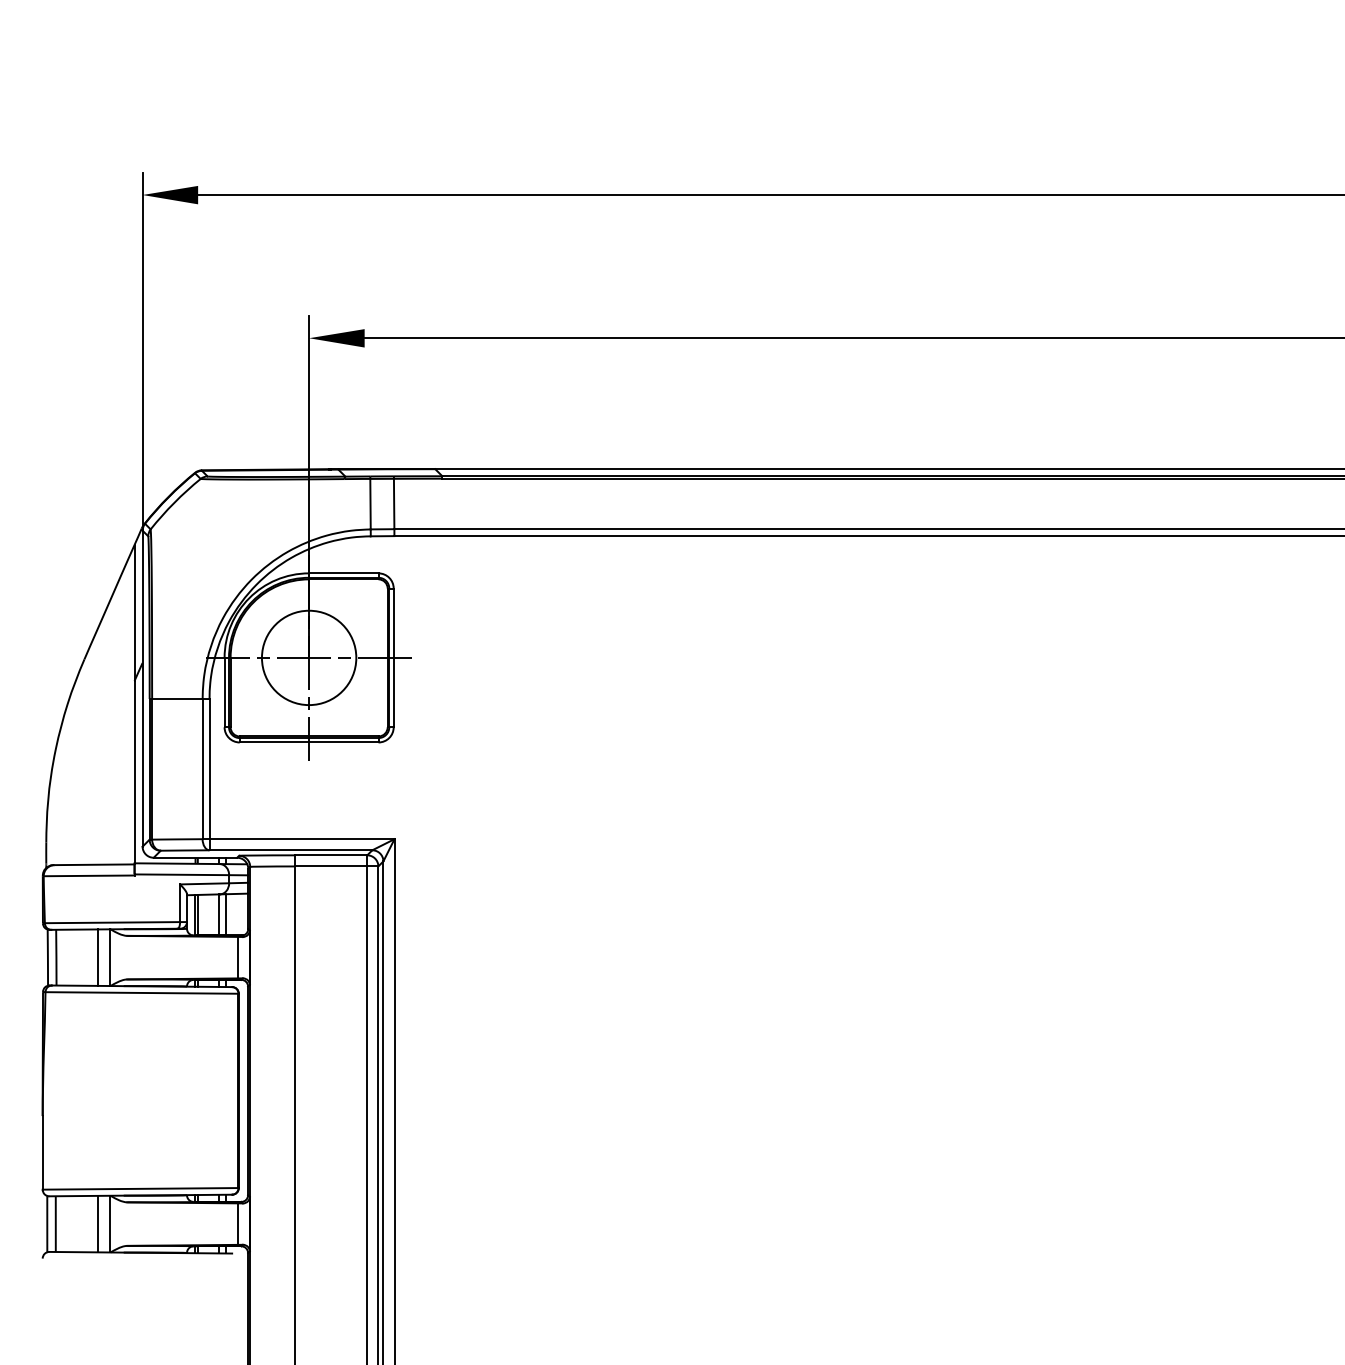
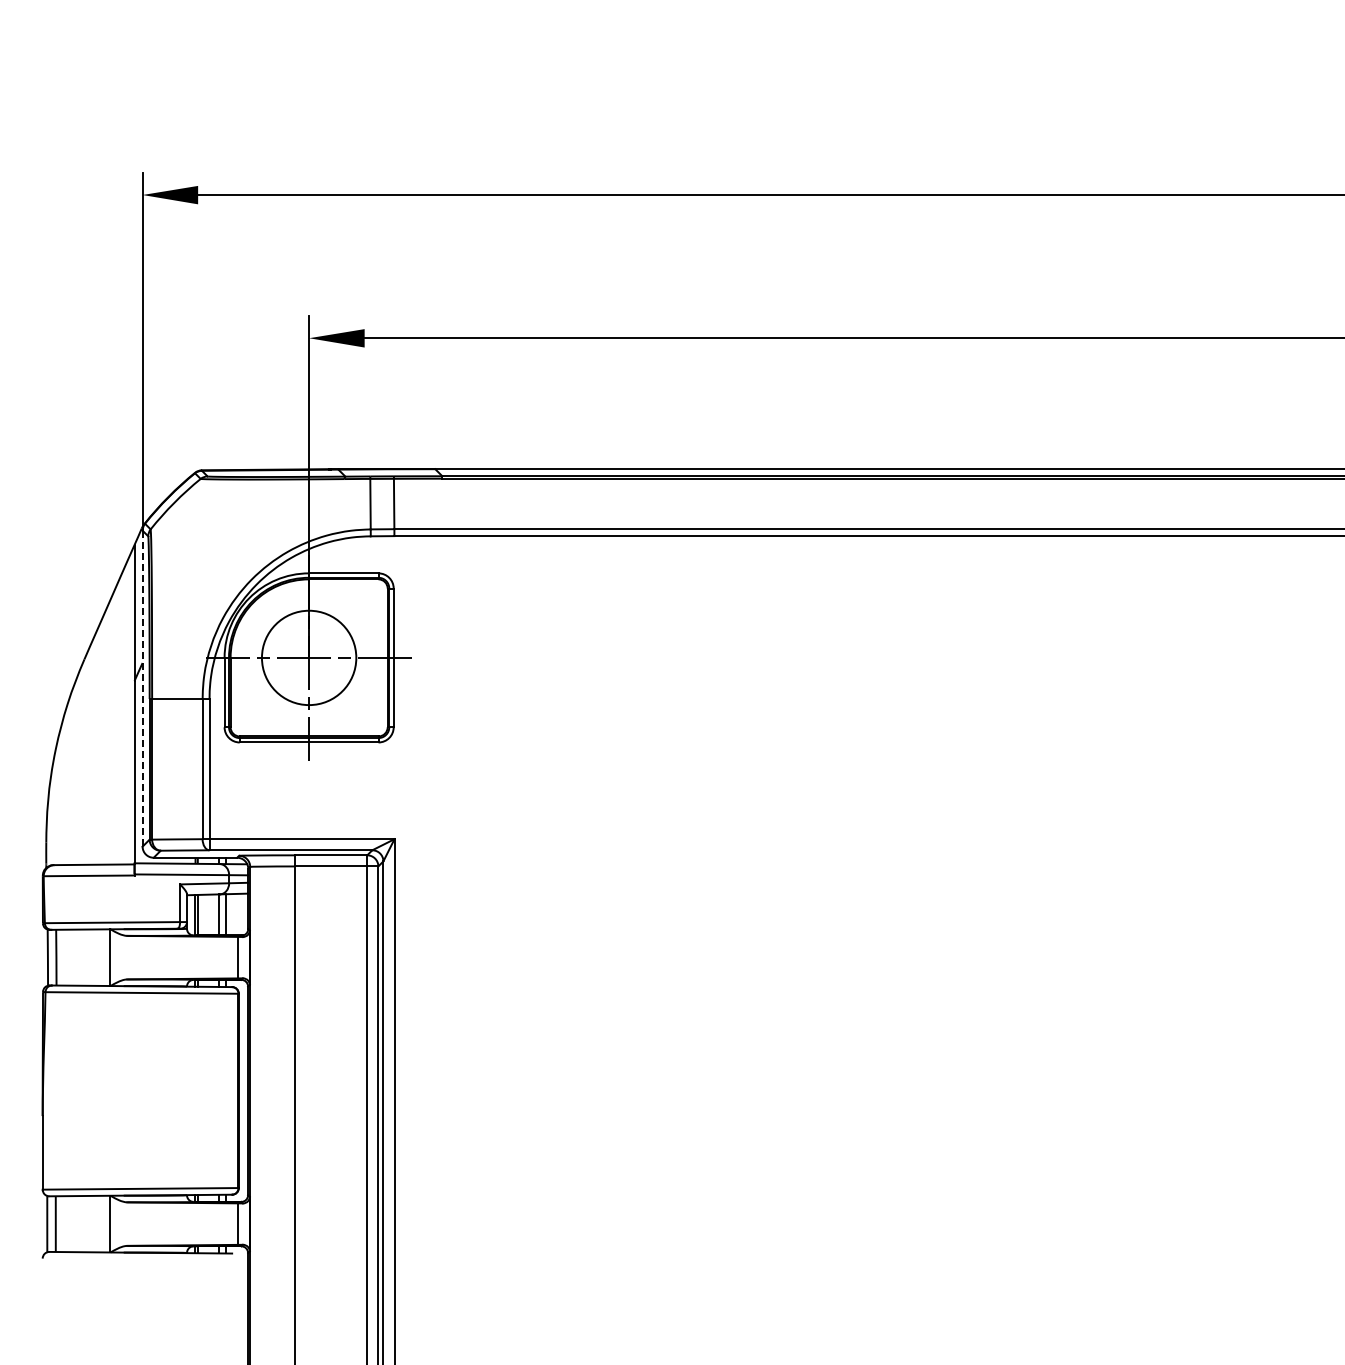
line: solid -> dashed (142, 688)
line: present -> none (98, 957)
line: present -> none (98, 1223)
